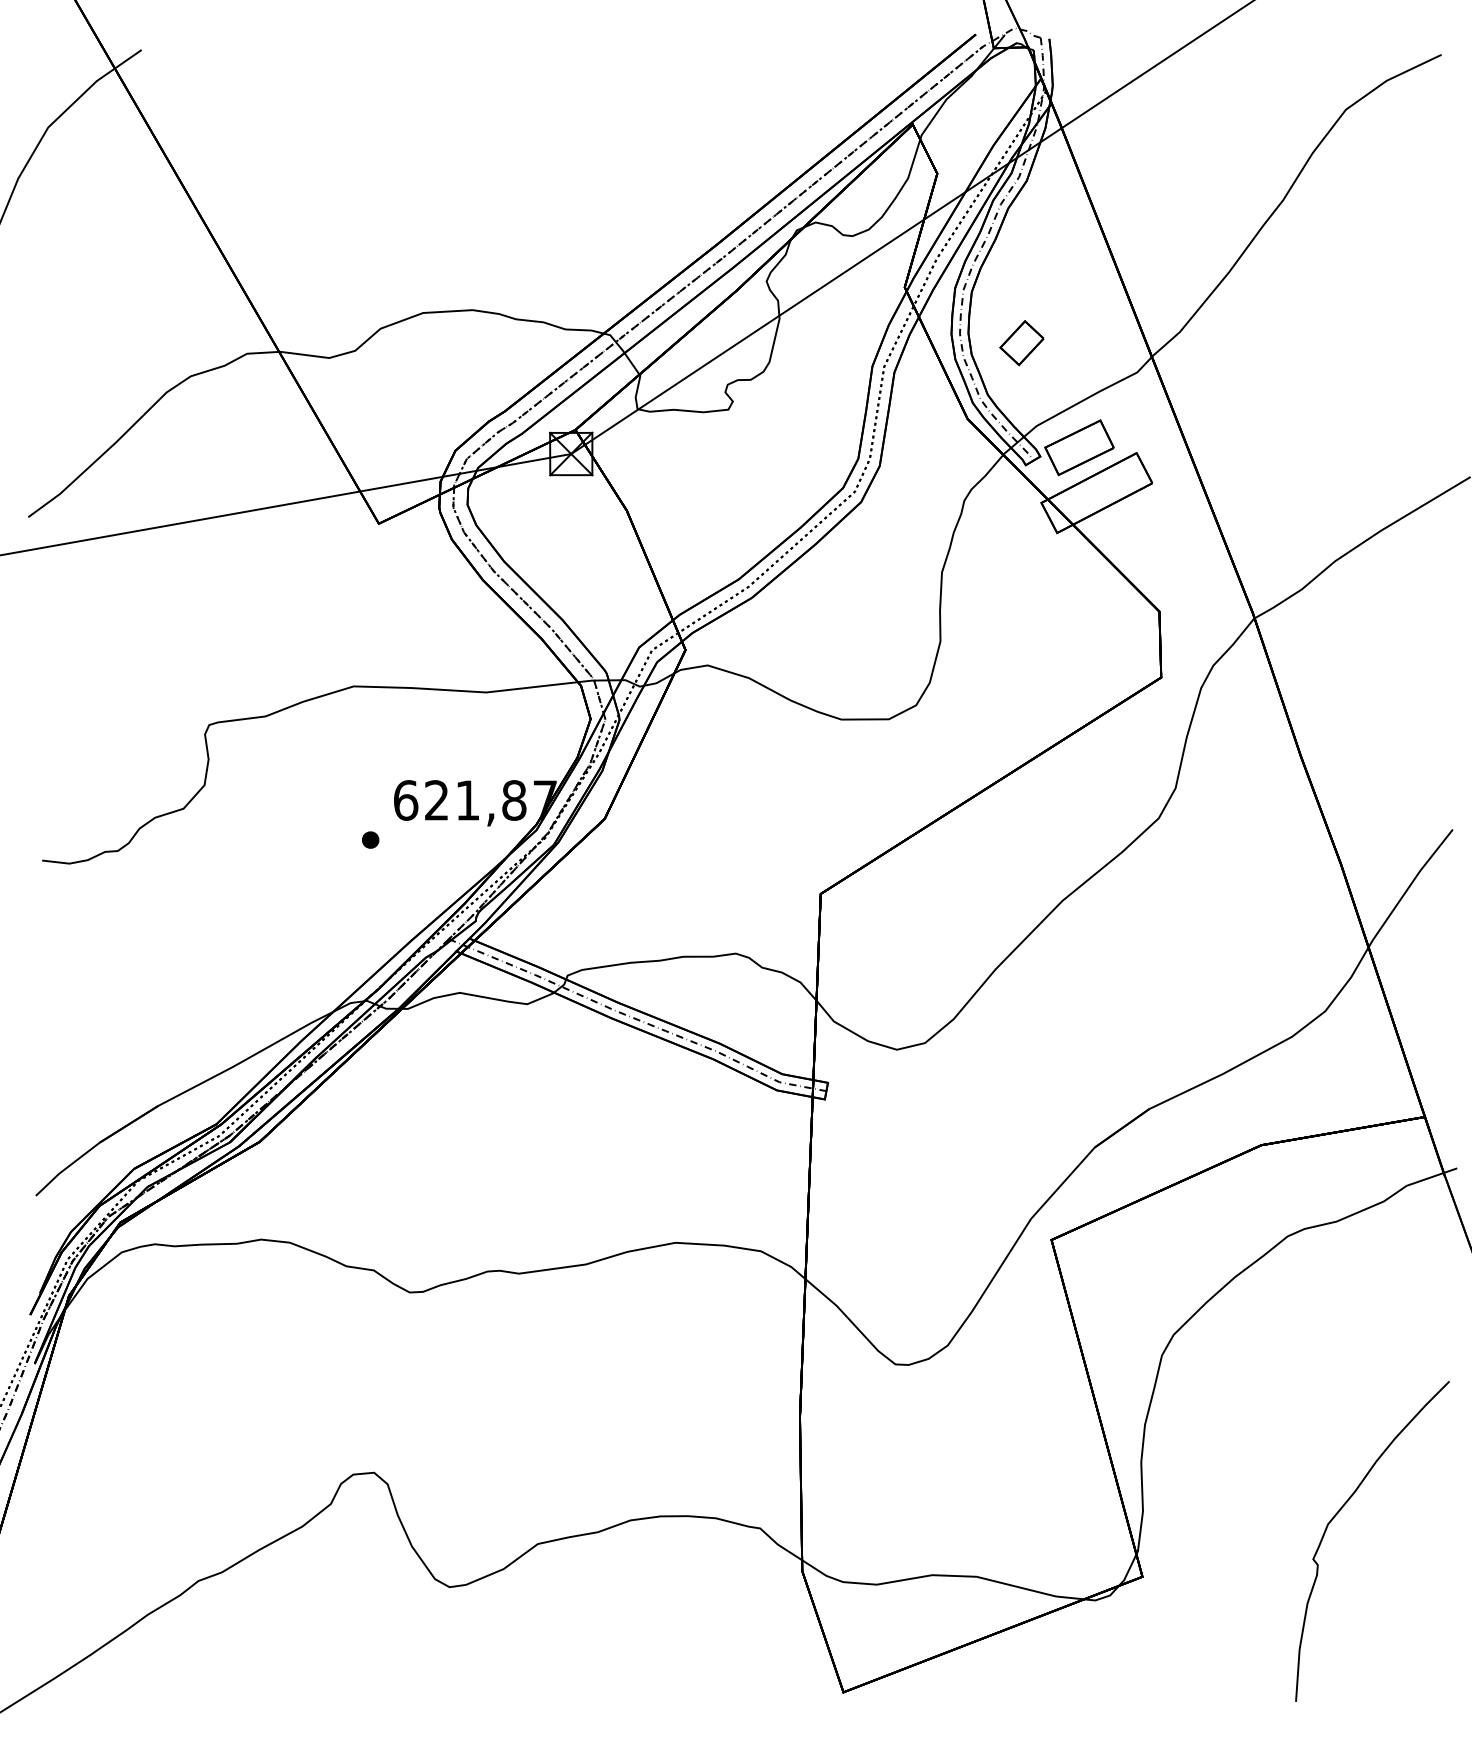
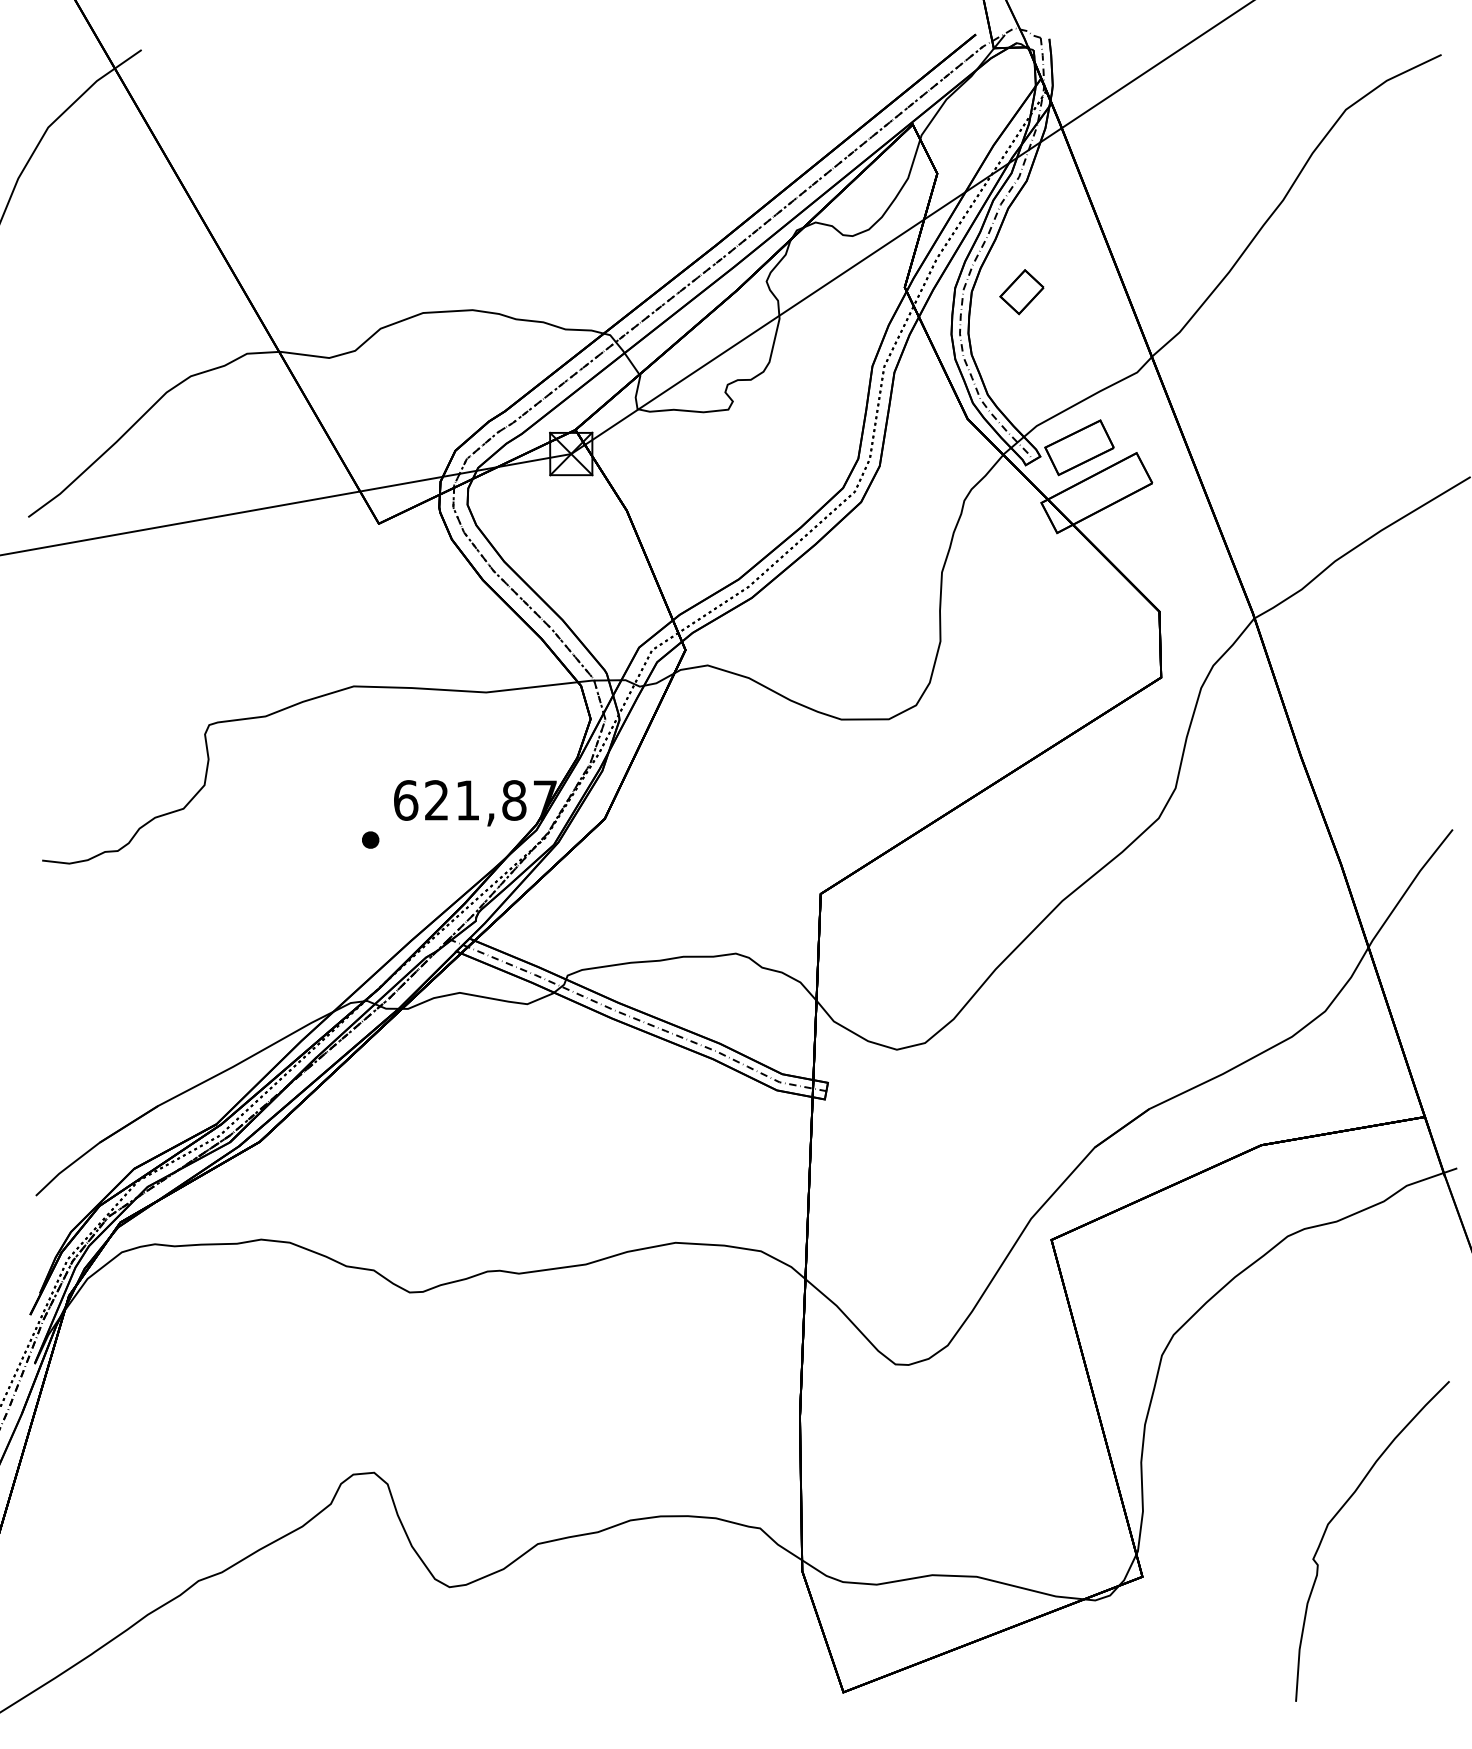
part position: (1021, 343) -> (1021, 292) (1021, 292)
